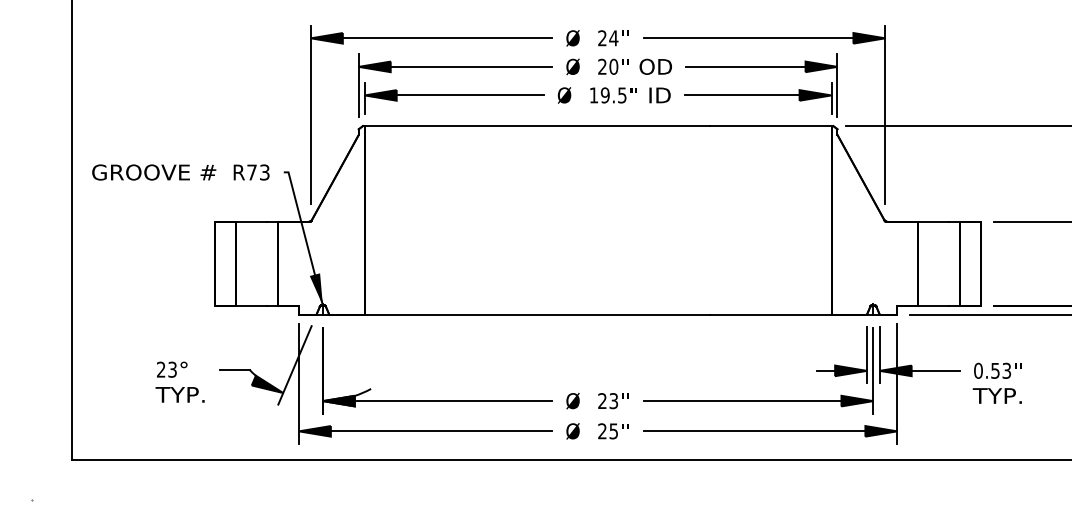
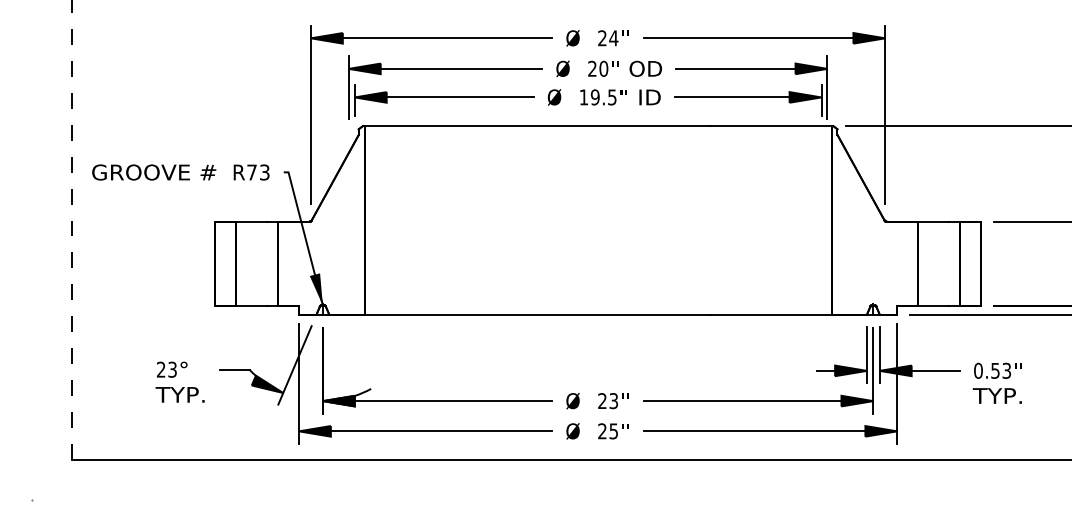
part position: (597, 85) -> (587, 87) (587, 87)
line: solid -> dashed (72, 229)
